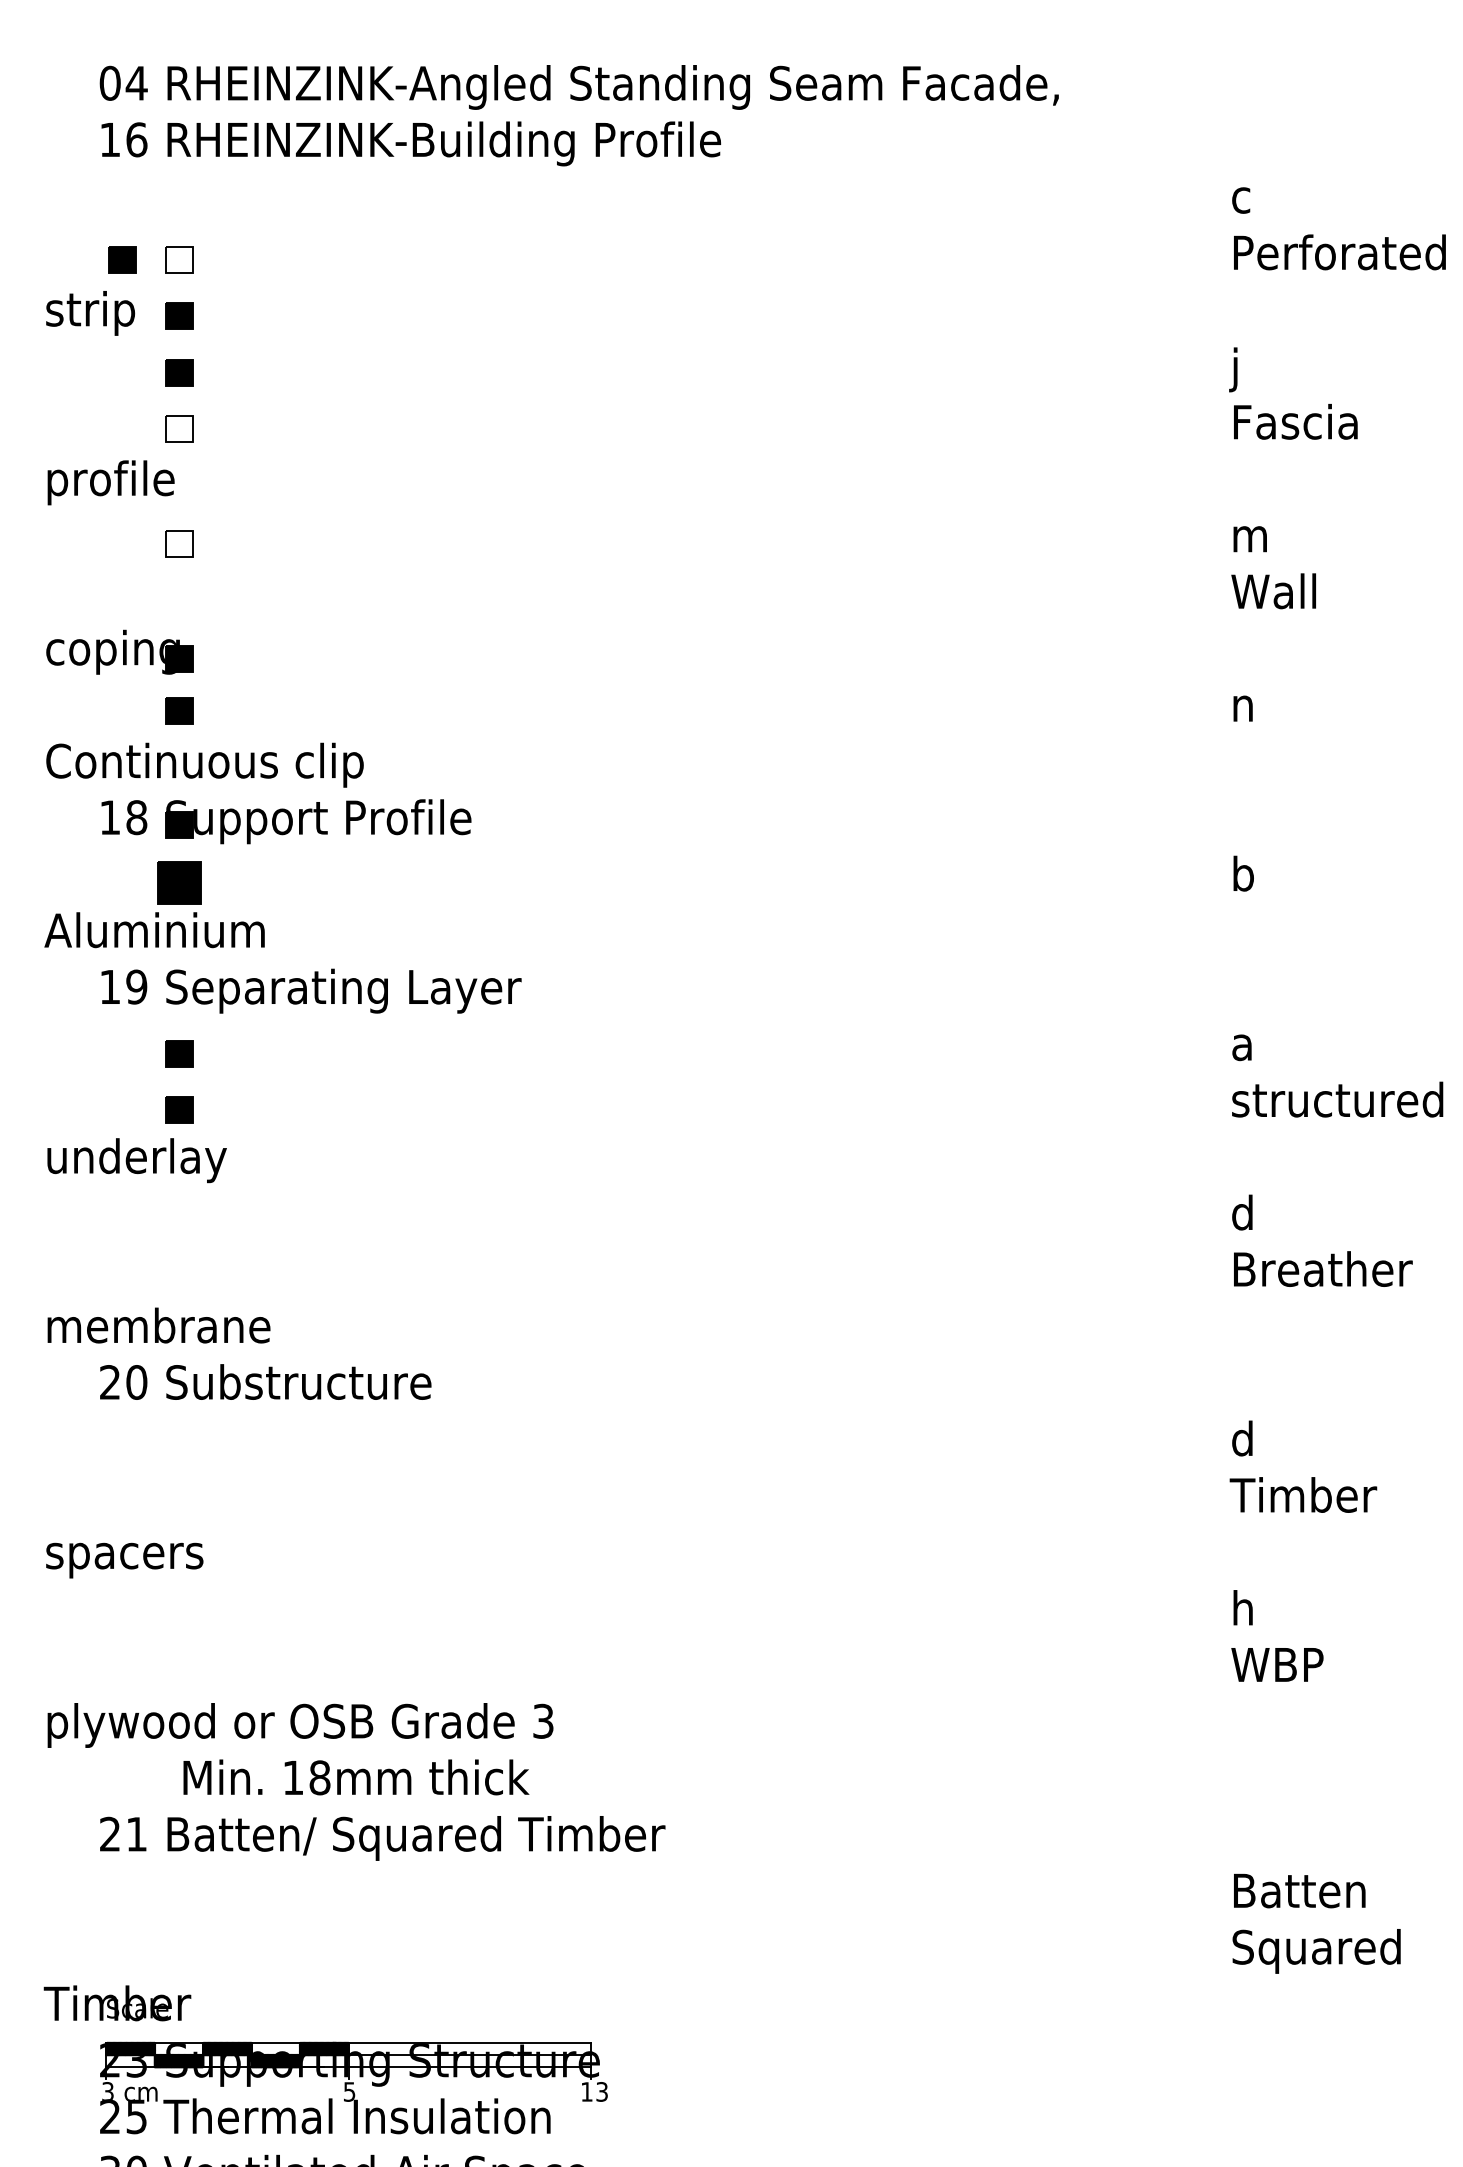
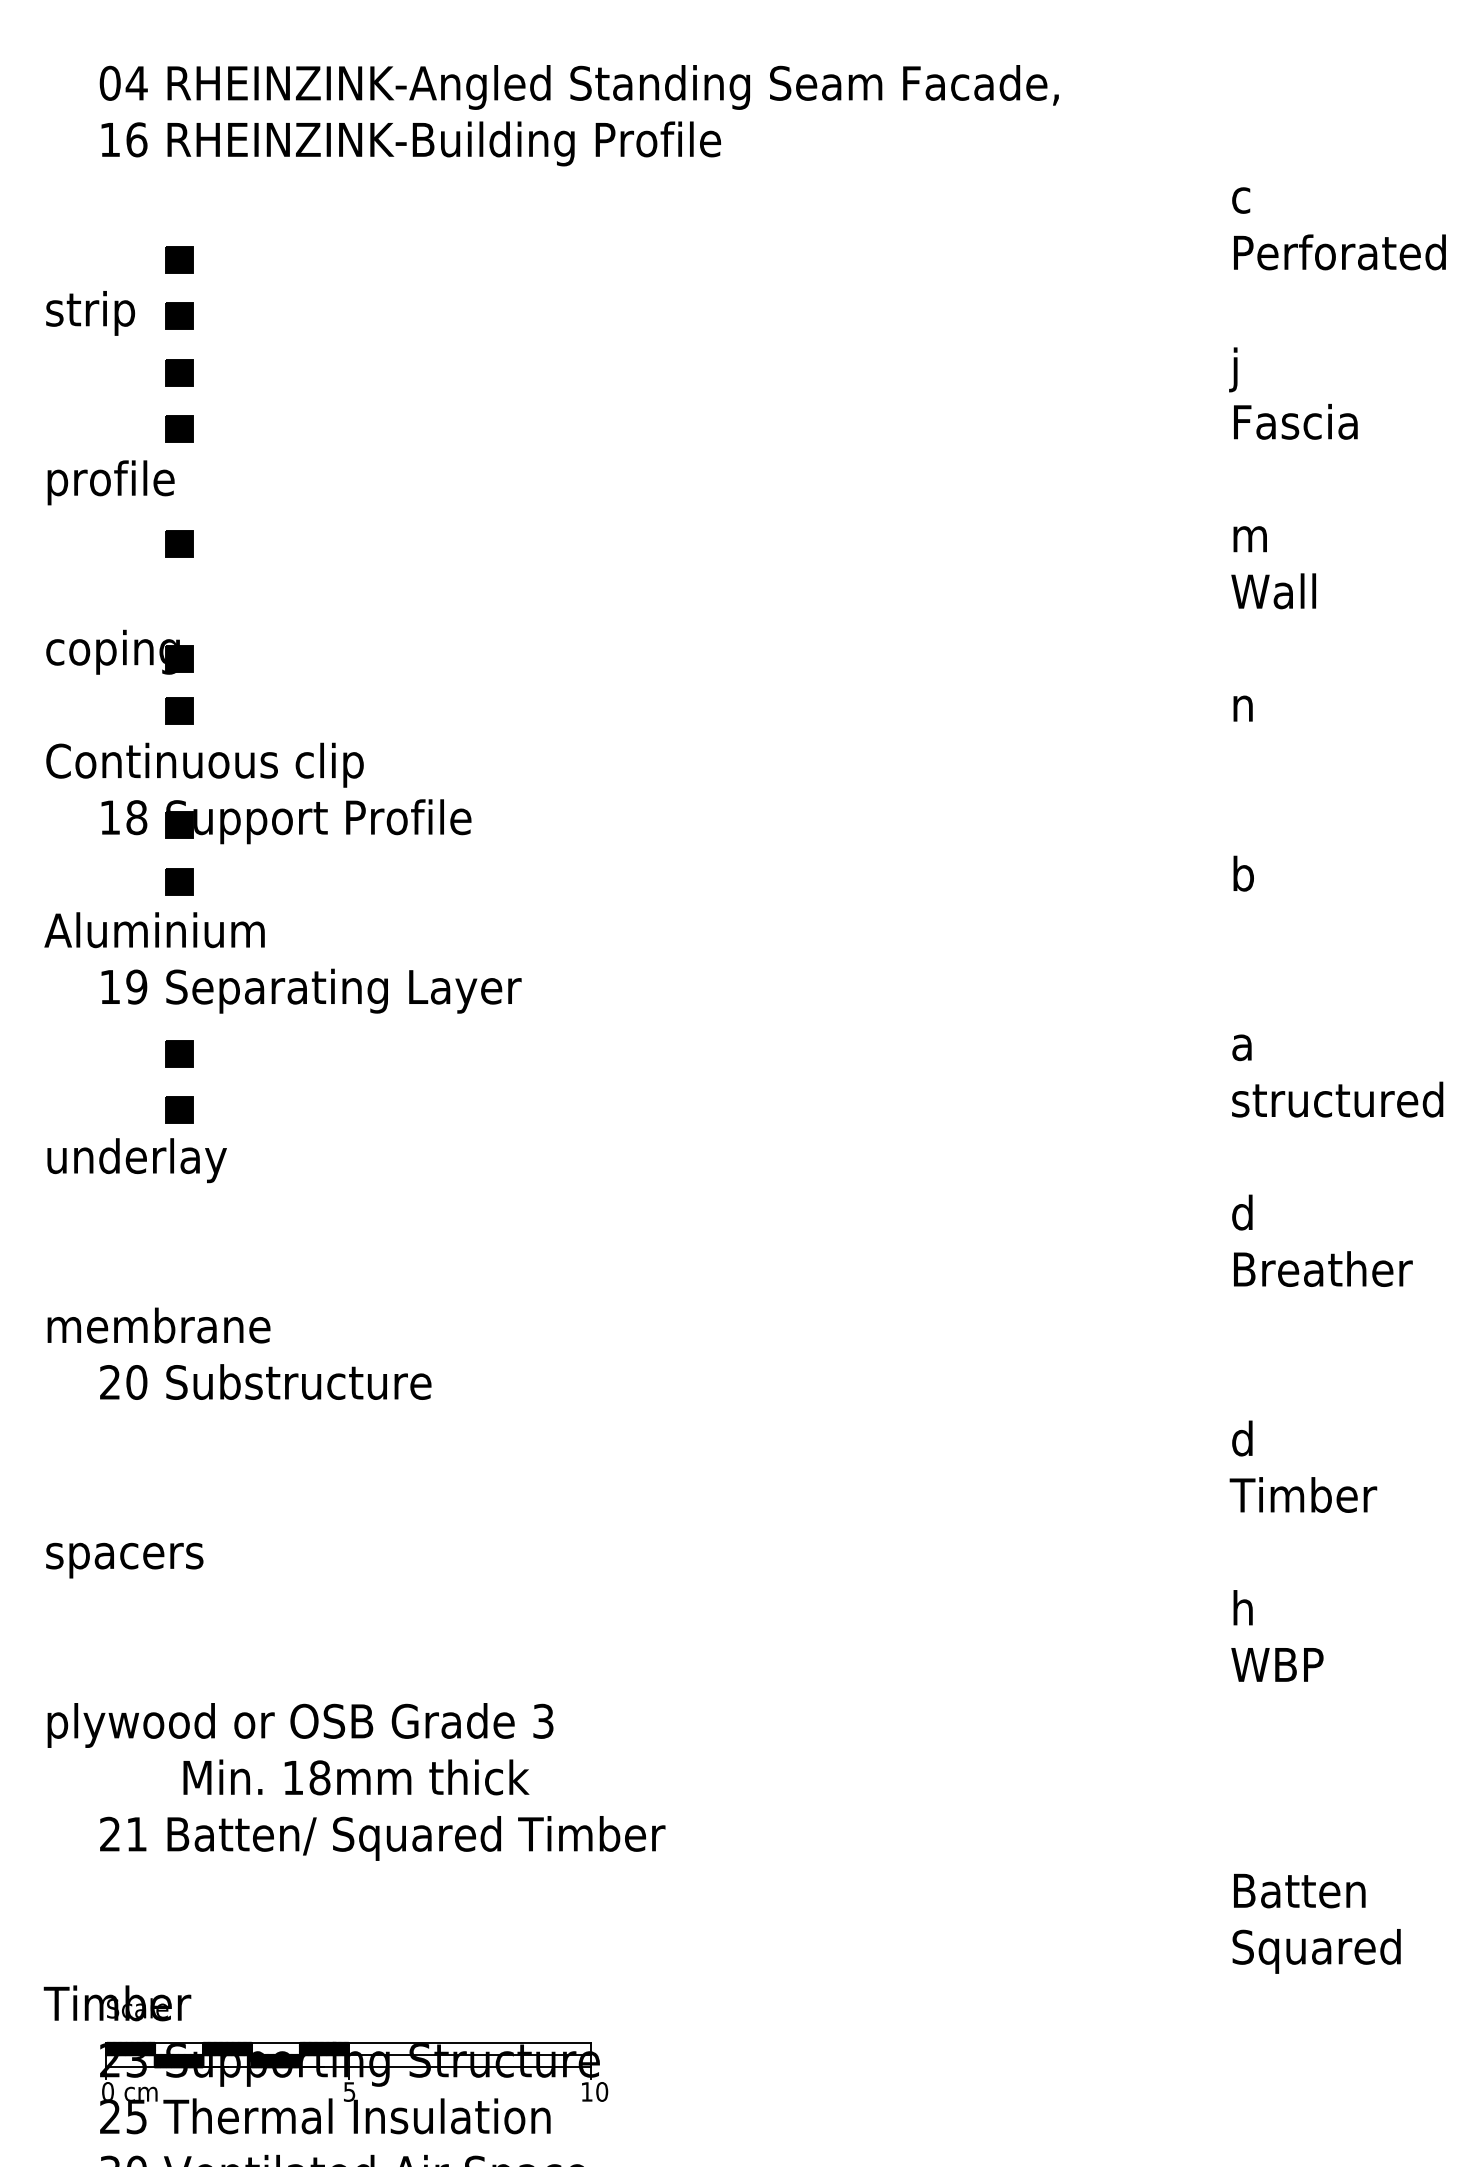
part: present -> none (122, 259)
fill: none -> present (179, 259)
fill: none -> present (179, 428)
fill: none -> present (179, 544)
part size: 45x44 px -> 29x28 px (179, 881)
text: 3 -> 0 (107, 2091)
text: 13 -> 10 (602, 2091)
